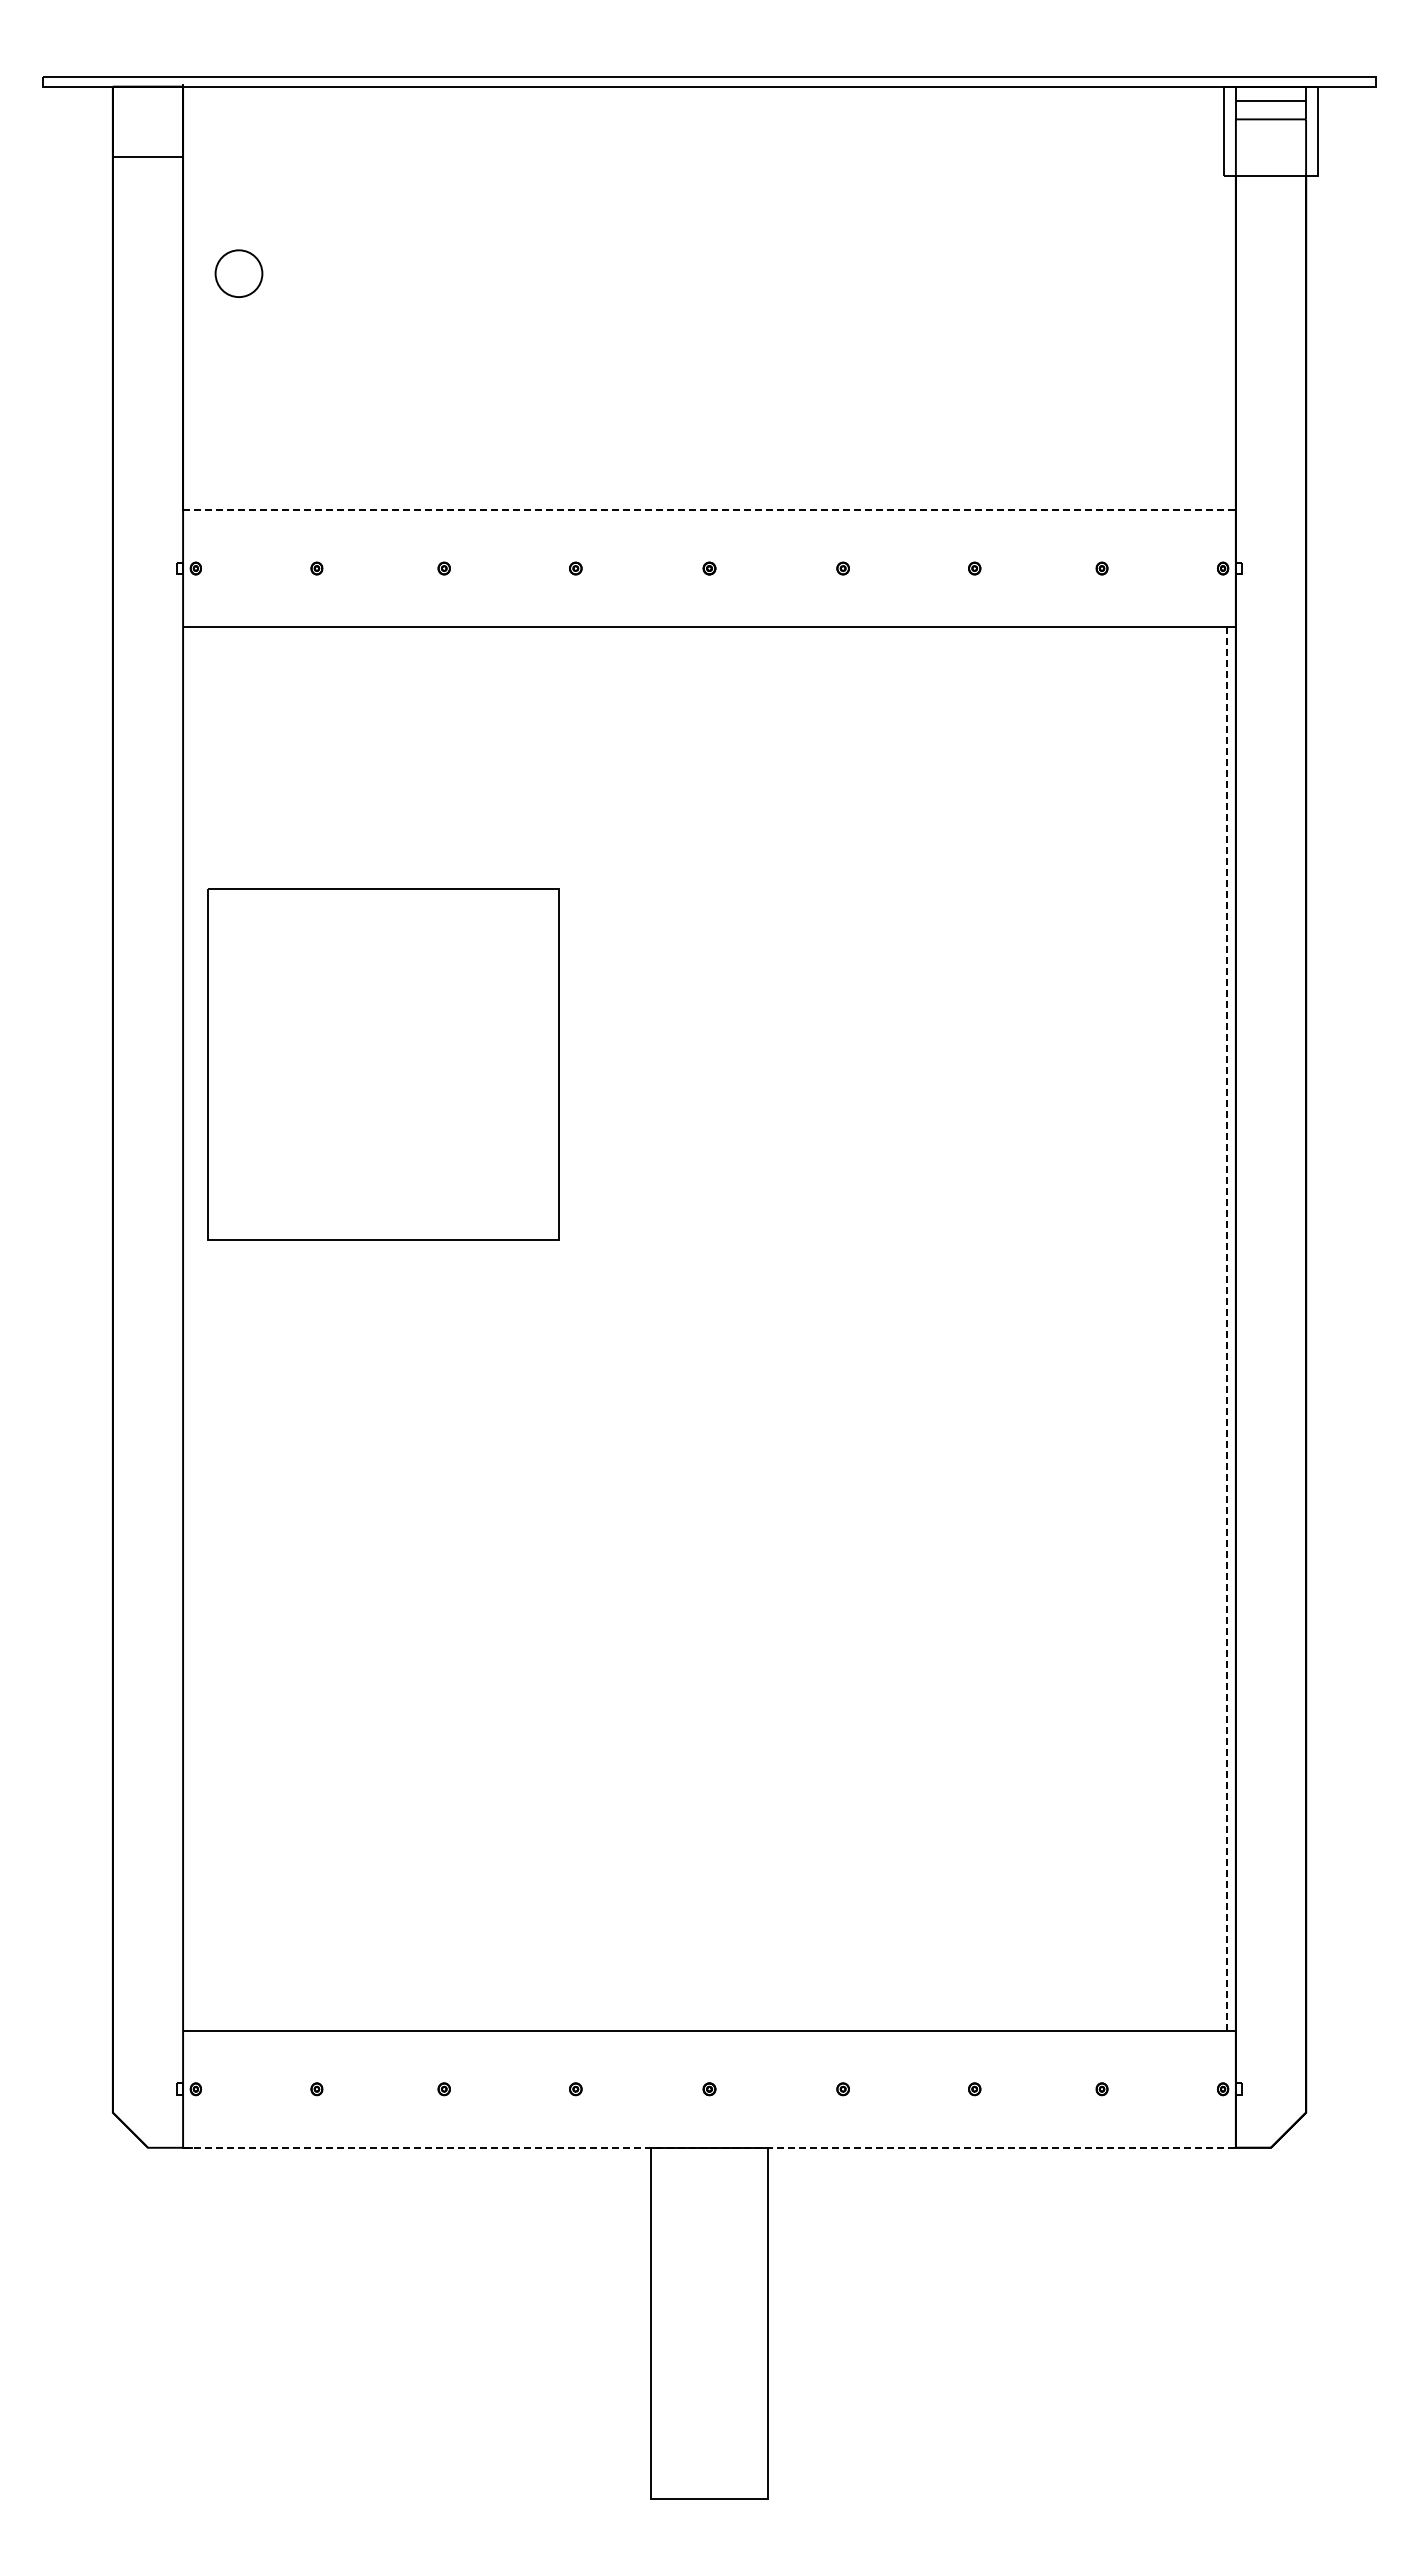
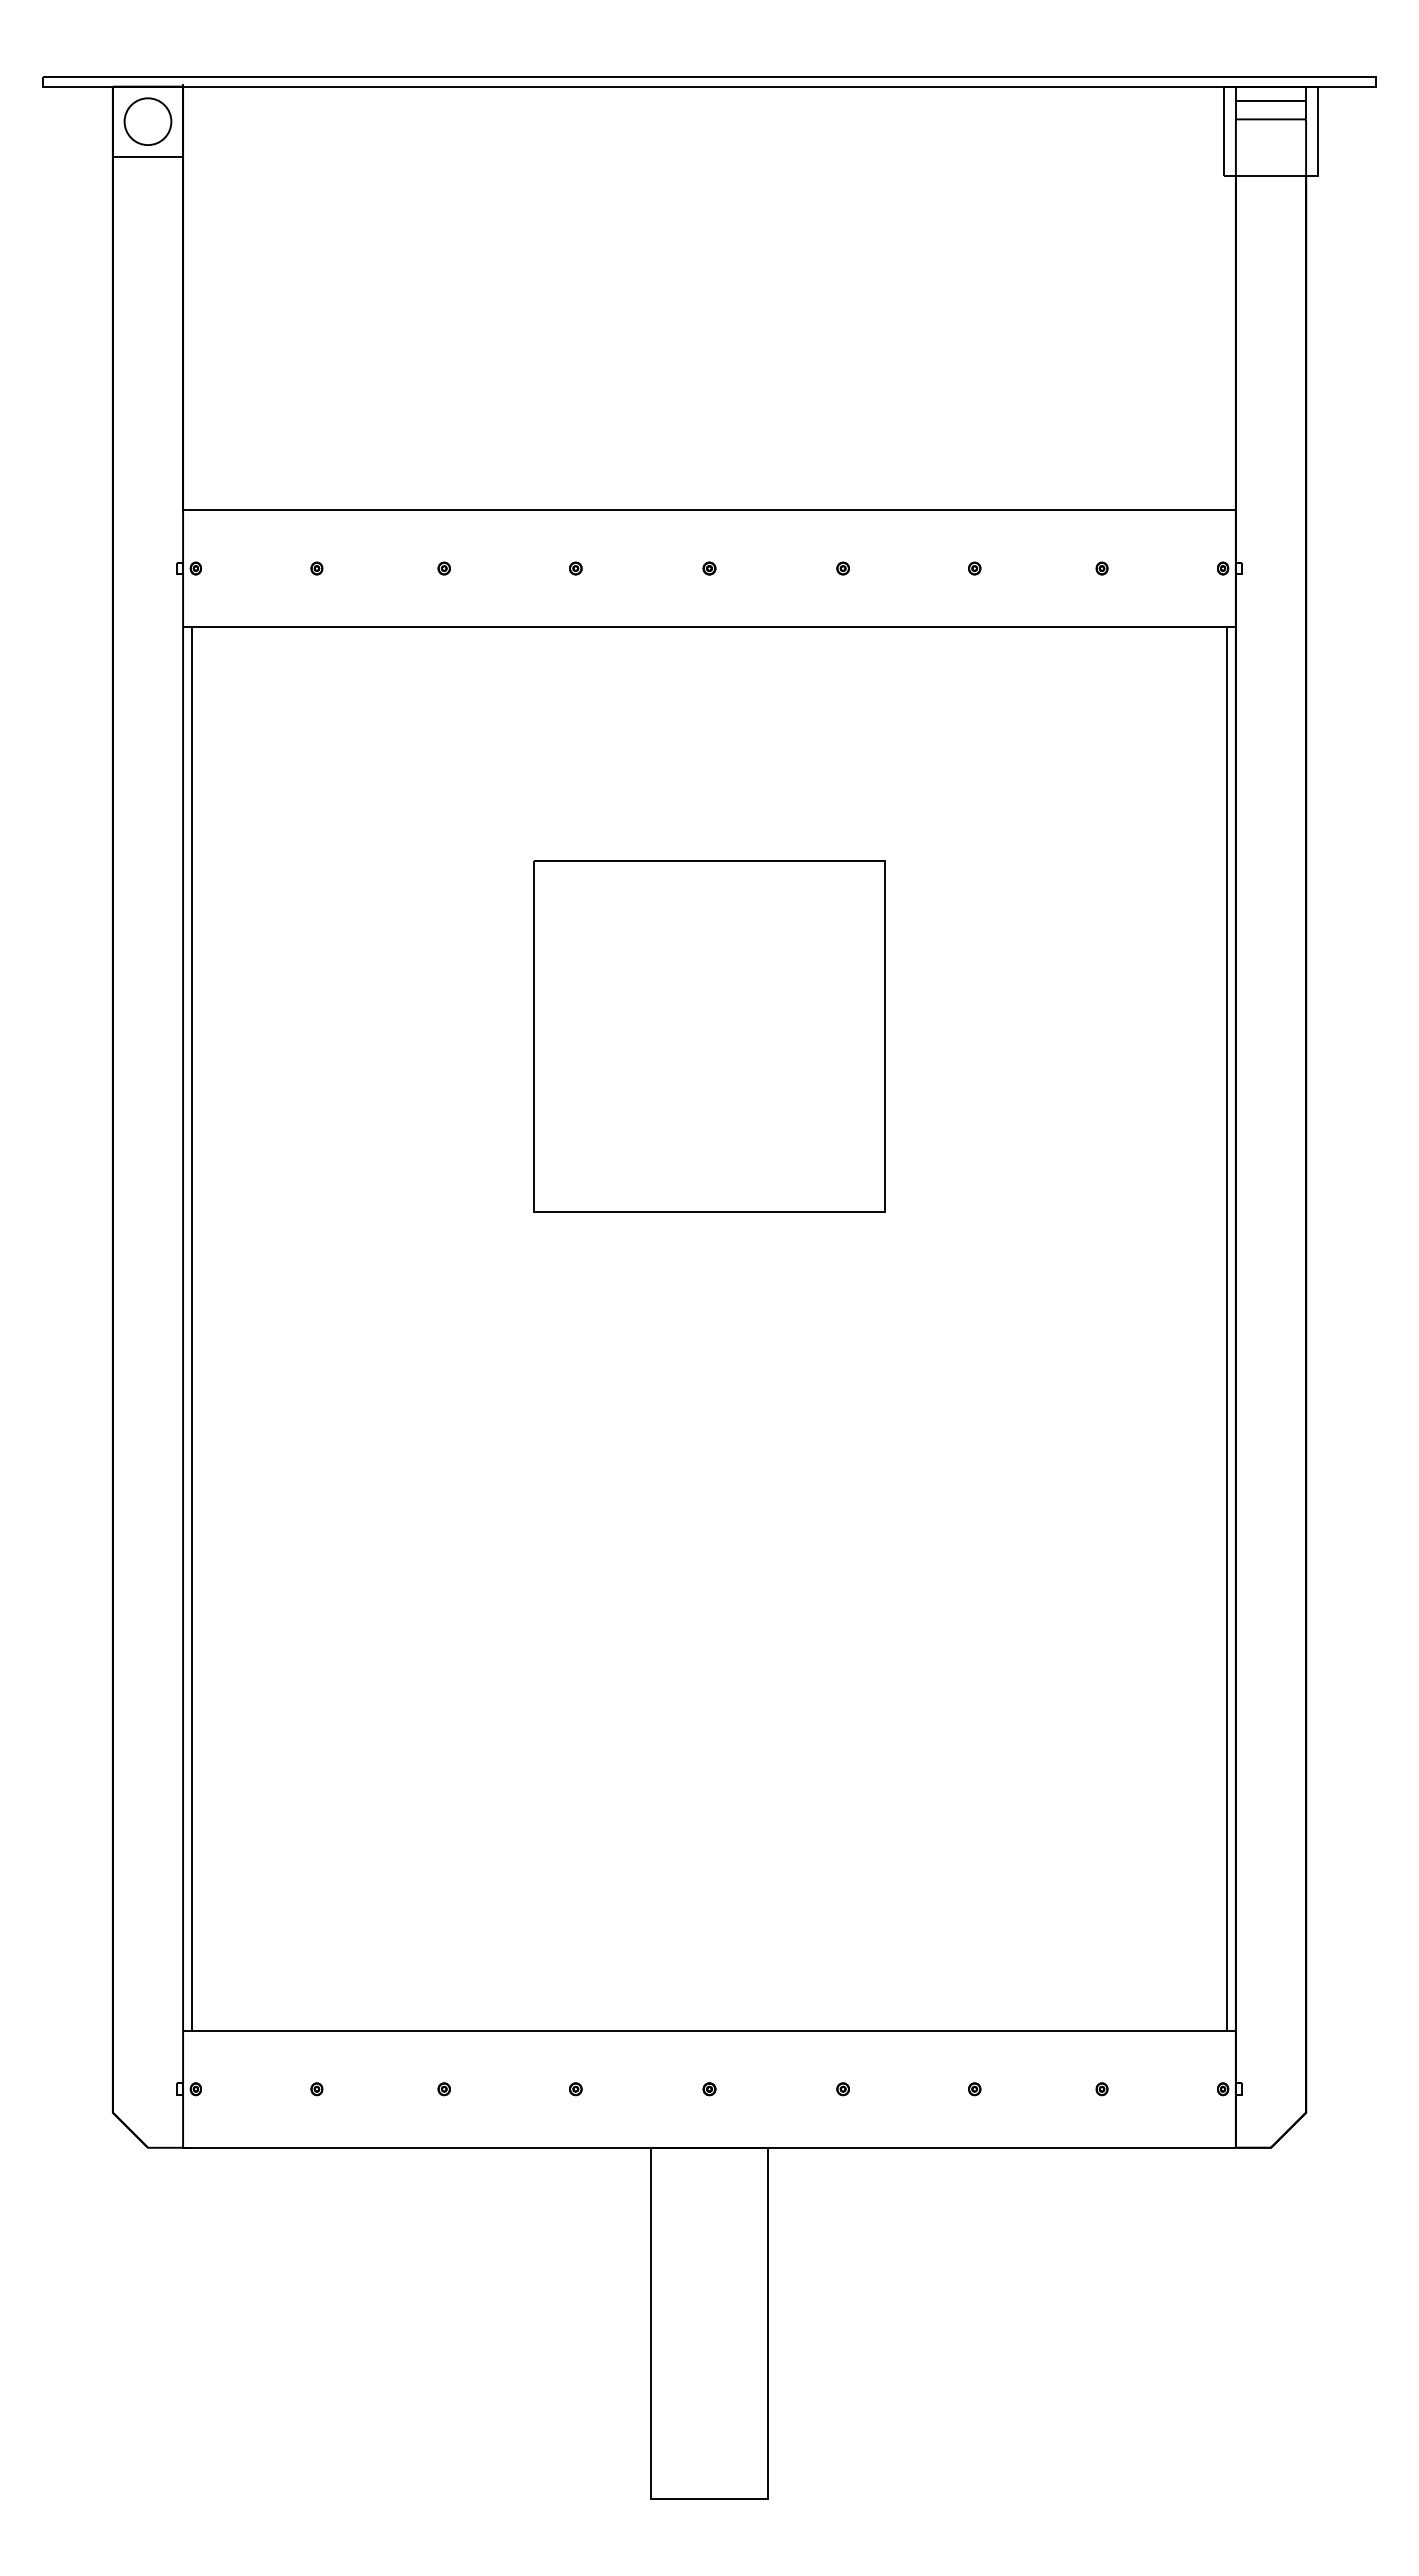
circle position: (238, 273) -> (147, 121) (147, 121)
line: dashed -> solid (710, 510)
part position: (383, 1064) -> (709, 1036) (709, 1036)
line: none -> present (192, 1328)
line: dashed -> solid (1226, 1328)
line: dashed -> solid (710, 2147)
